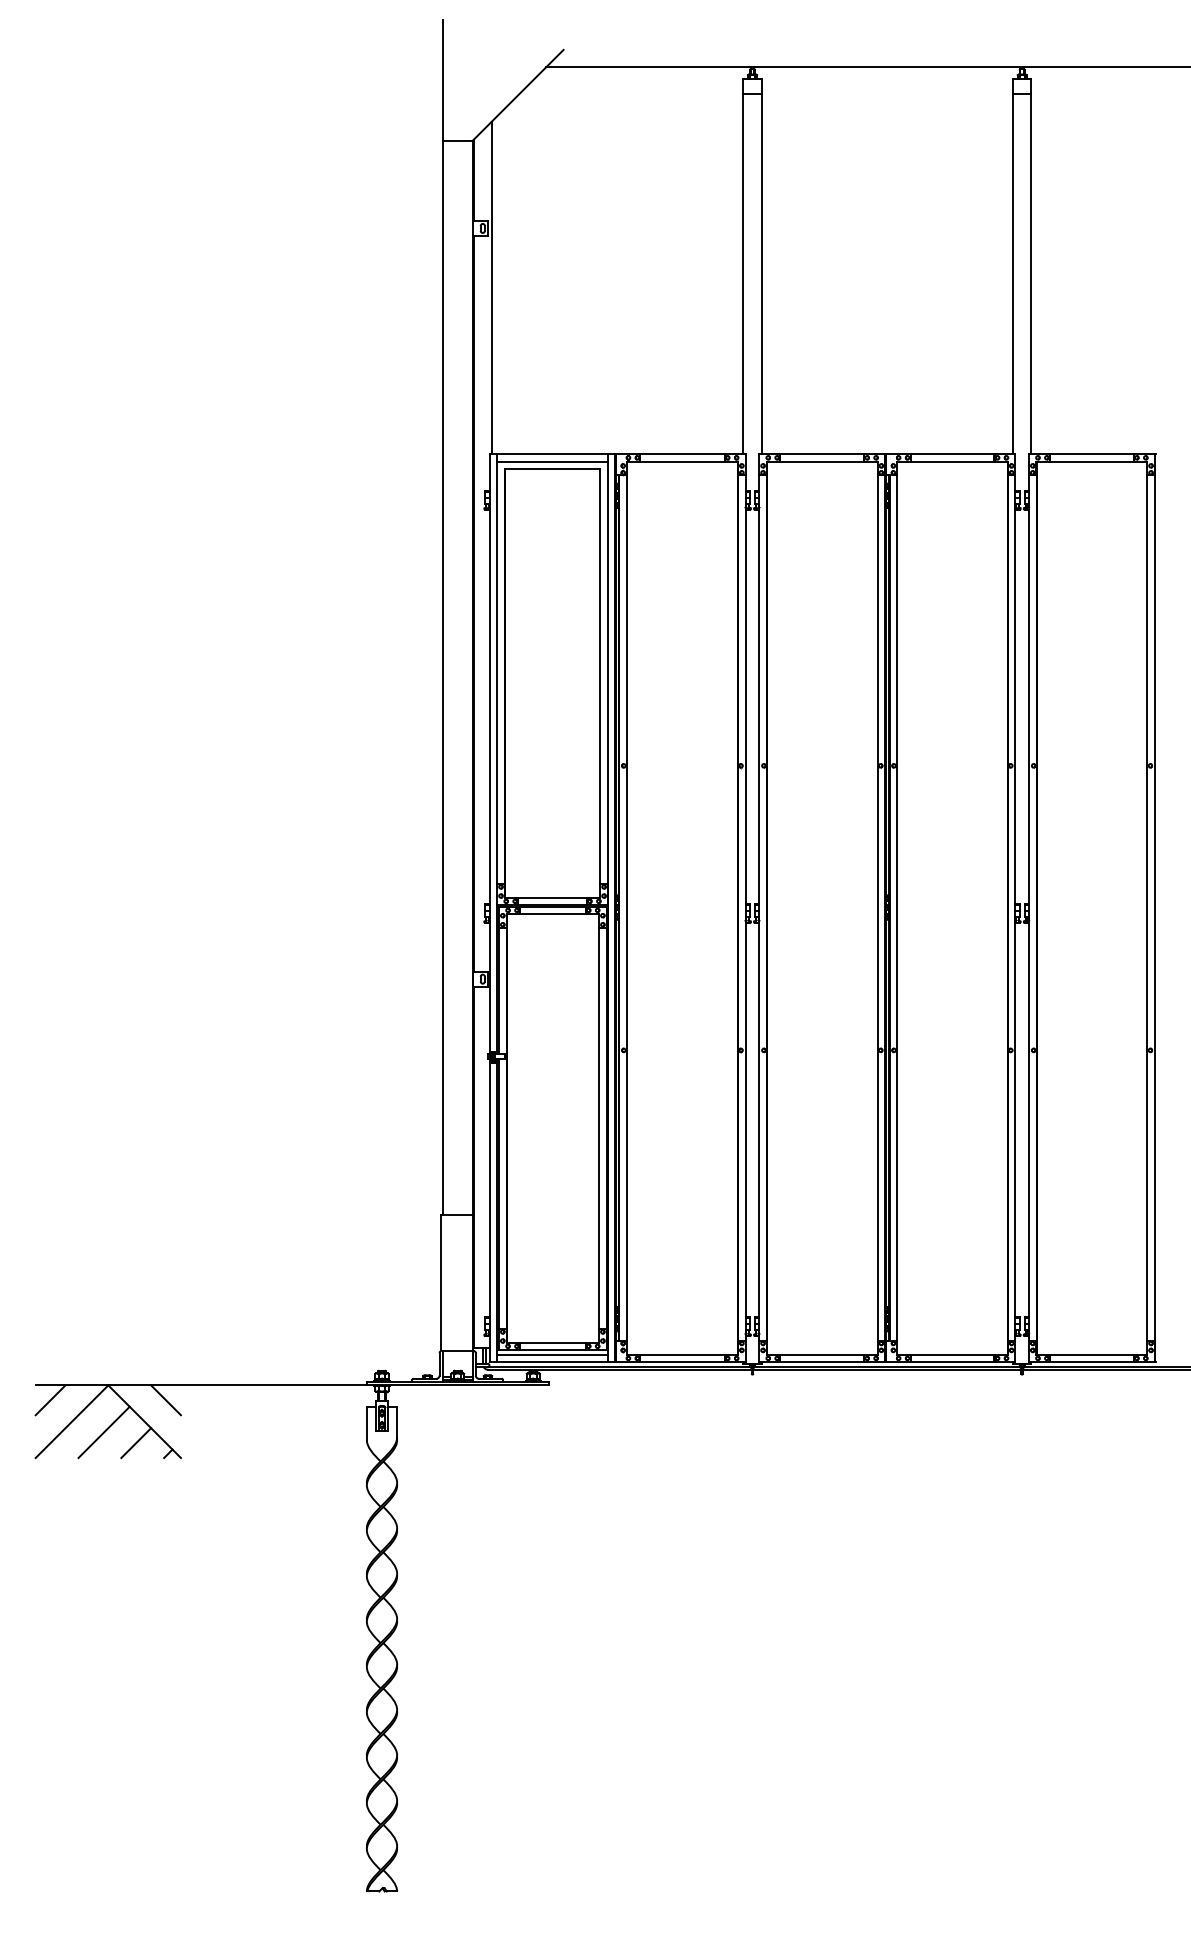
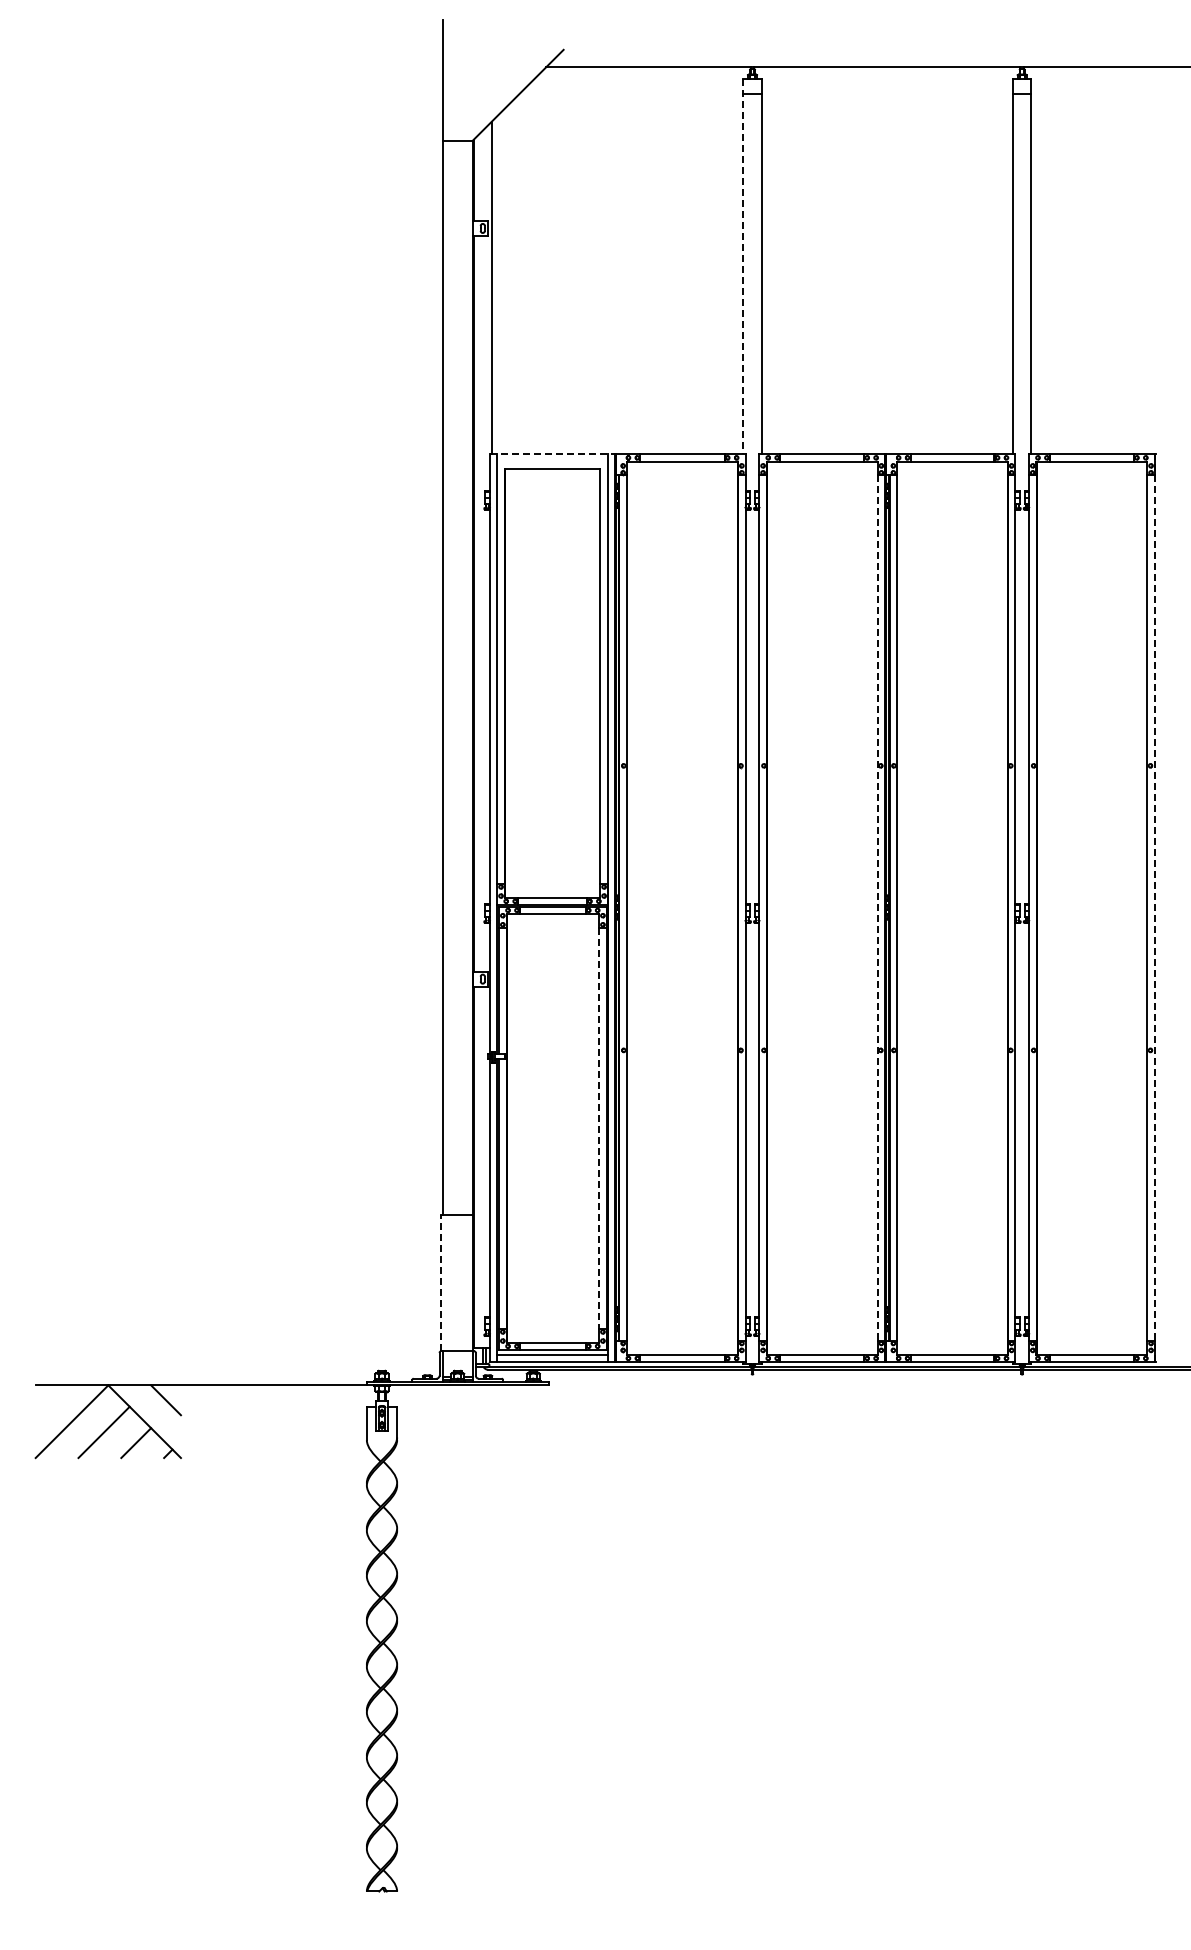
line: solid -> dashed (743, 266)
line: solid -> dashed (553, 454)
line: present -> none (552, 461)
line: solid -> dashed (1154, 907)
line: solid -> dashed (877, 908)
line: solid -> dashed (599, 1128)
line: solid -> dashed (441, 1282)
line: present -> none (50, 1400)
